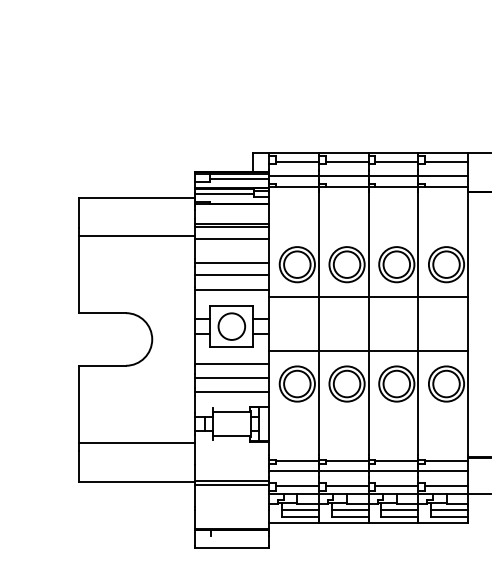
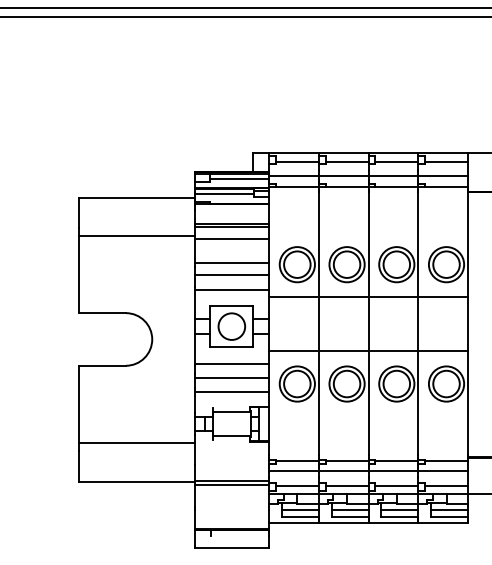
line: none -> present (245, 8)
line: none -> present (245, 16)
